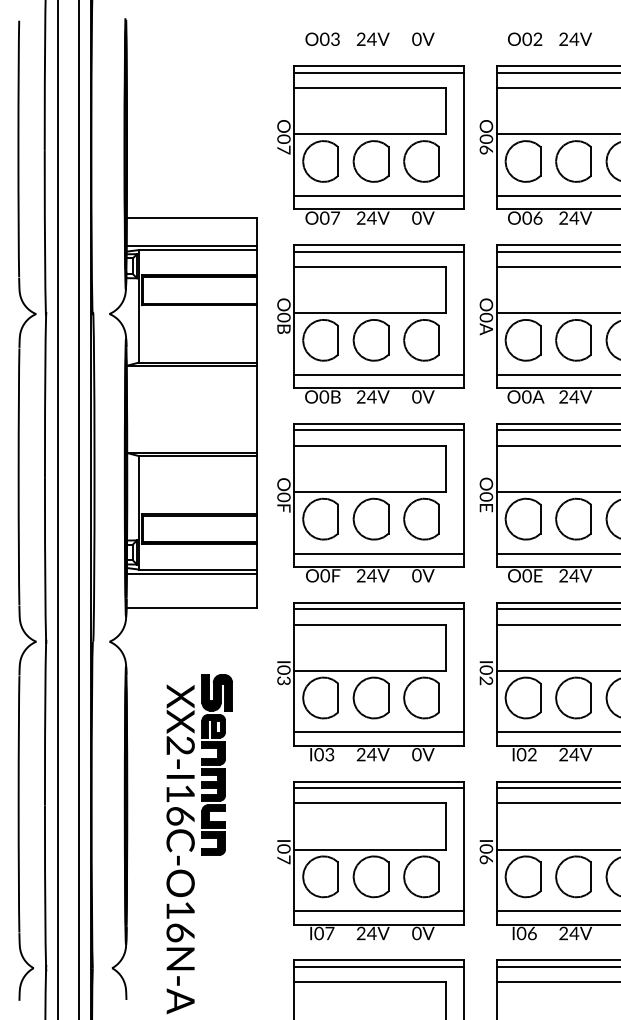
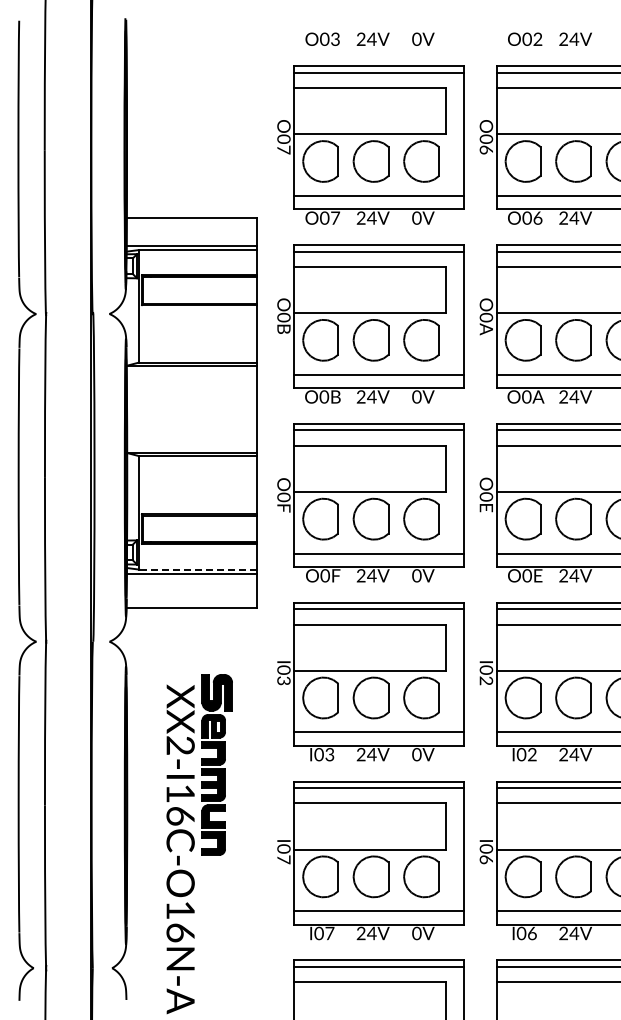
line: present -> none (57, 509)
line: present -> none (79, 509)
line: solid -> dashed (198, 569)
